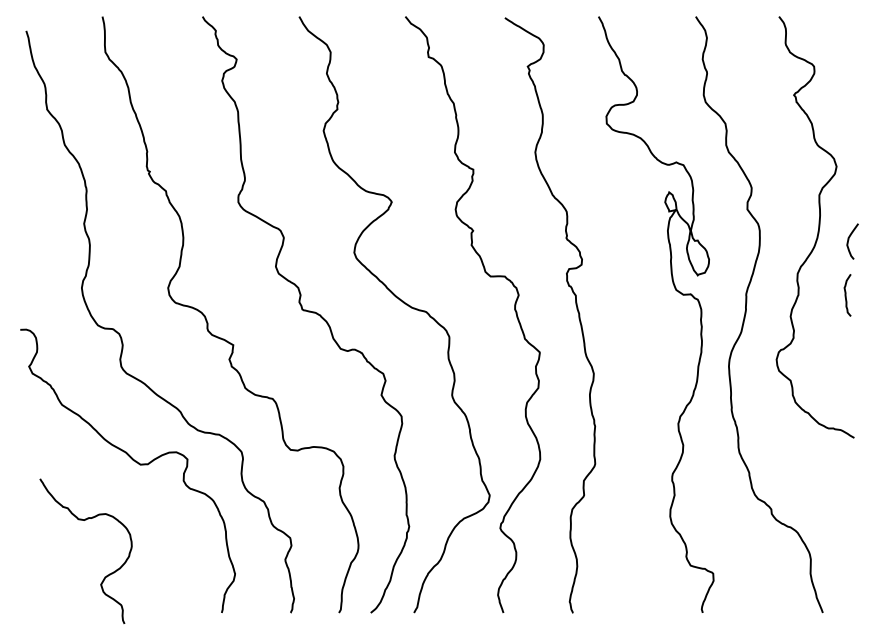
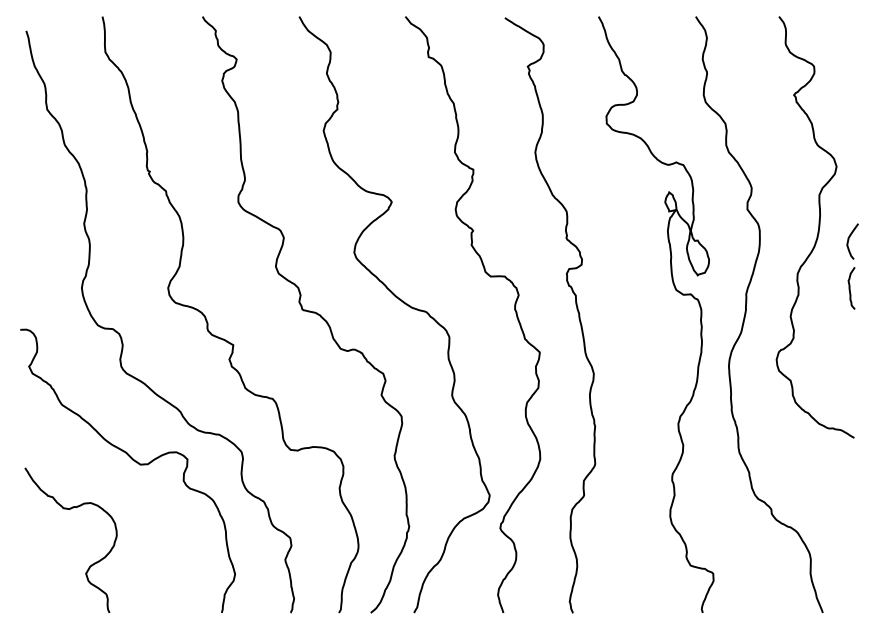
curve position: (846, 295) -> (850, 288) (850, 288)
curve position: (85, 520) -> (70, 509) (70, 509)
